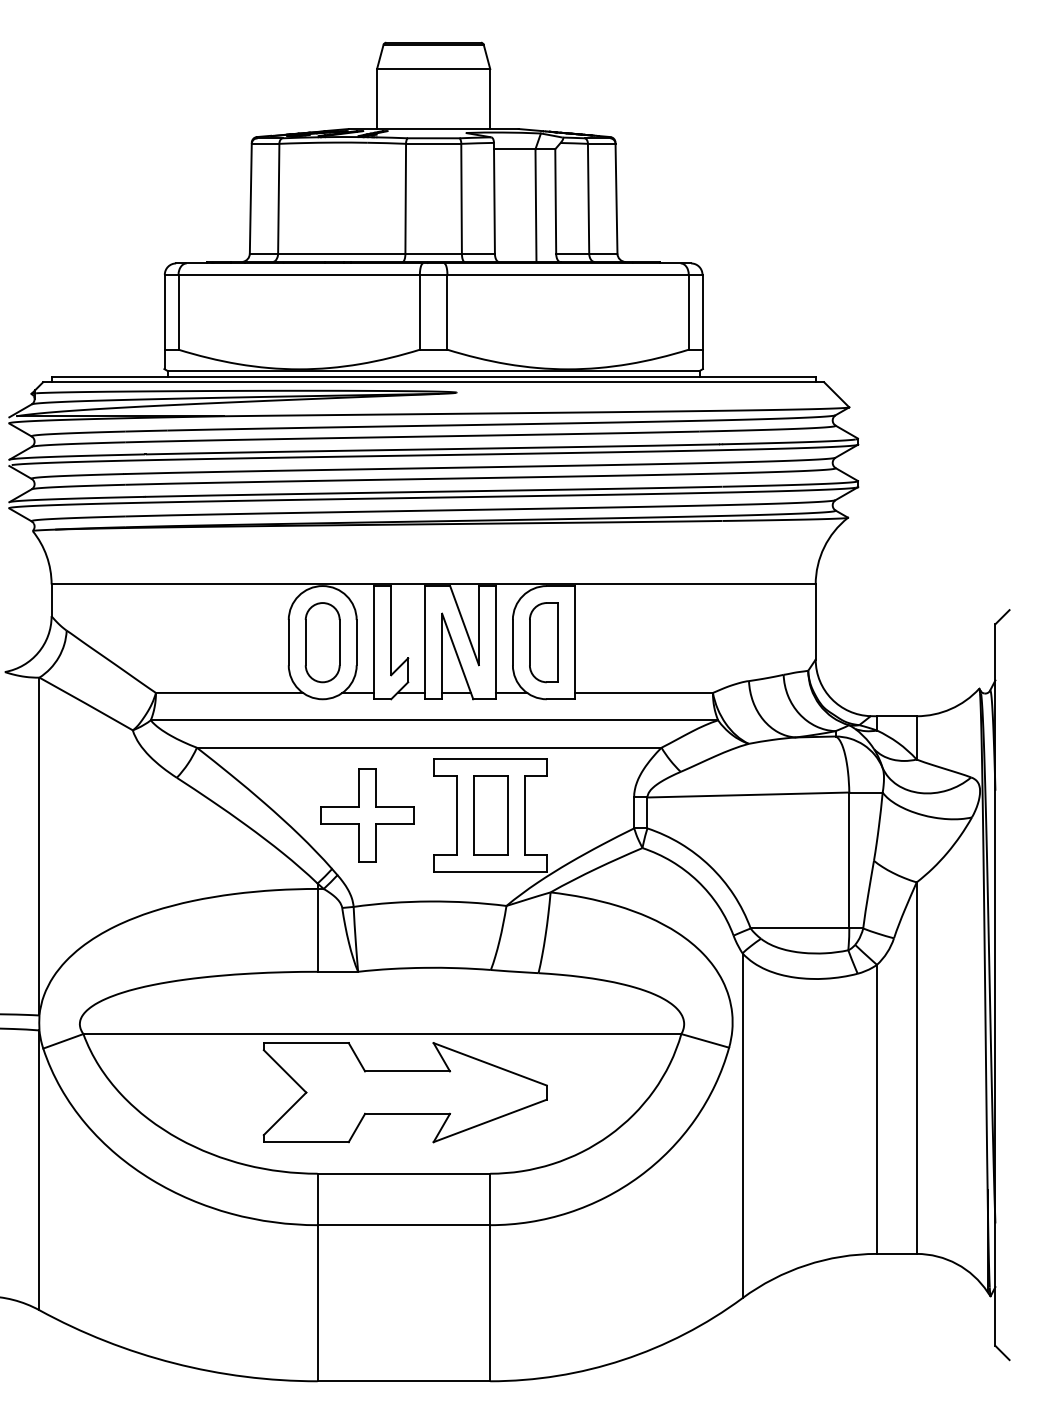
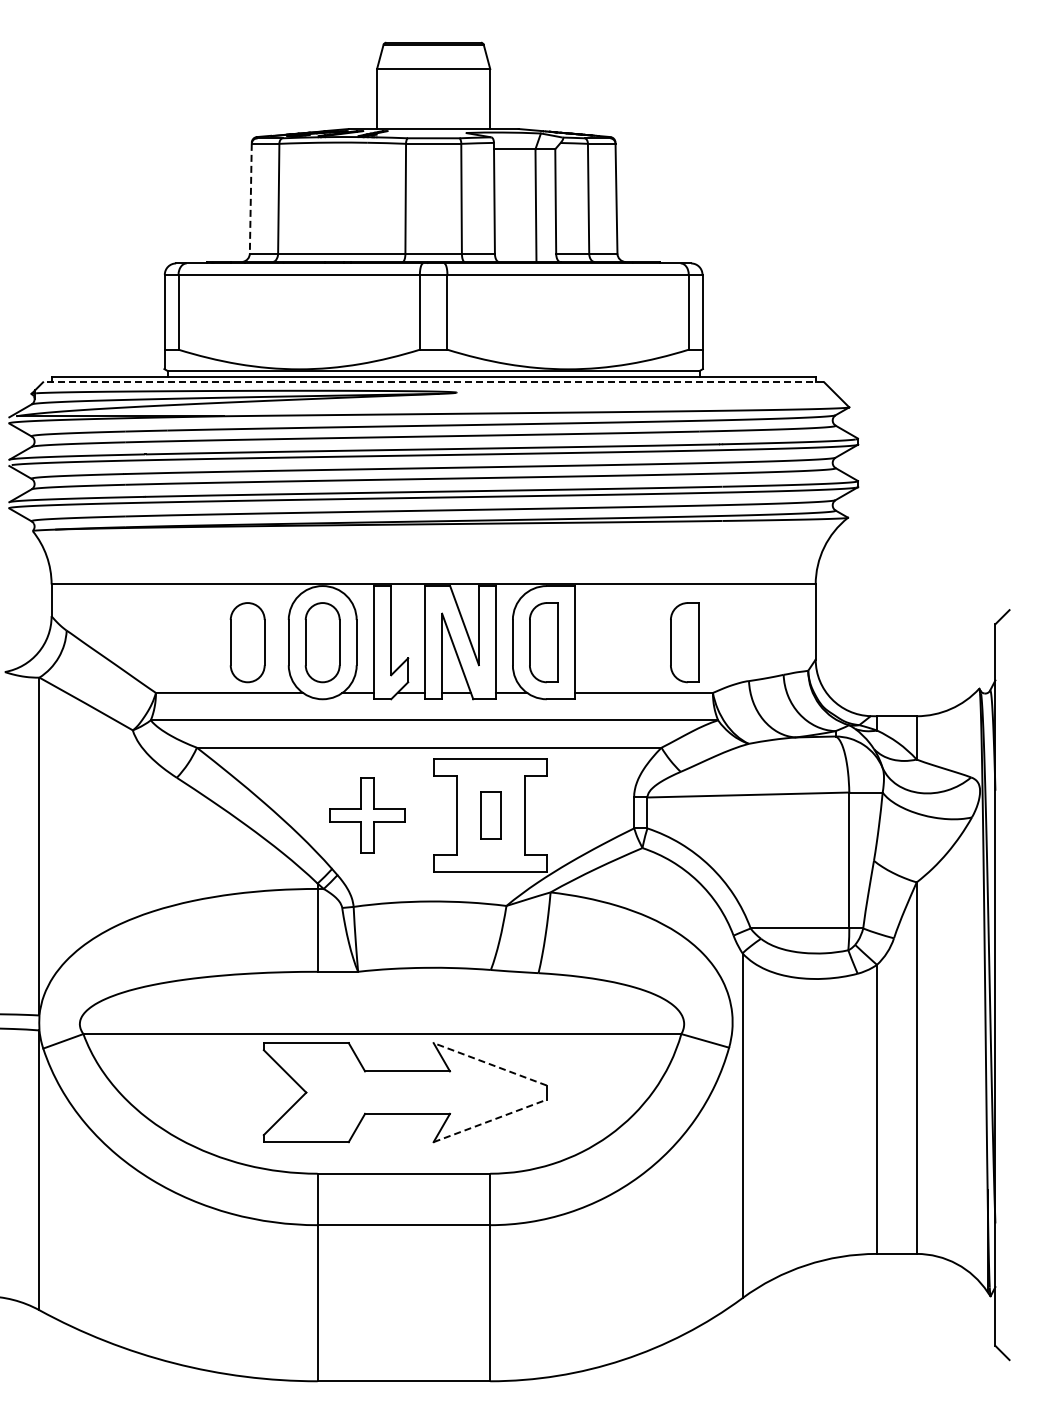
line: solid -> dashed (250, 198)
line: solid -> dashed (433, 382)
part: none -> present (247, 642)
part: none -> present (684, 642)
part size: 95x95 px -> 77x77 px (367, 815)
part size: 36x81 px -> 22x49 px (490, 815)
line: solid -> dashed (489, 1064)
line: solid -> dashed (490, 1120)
